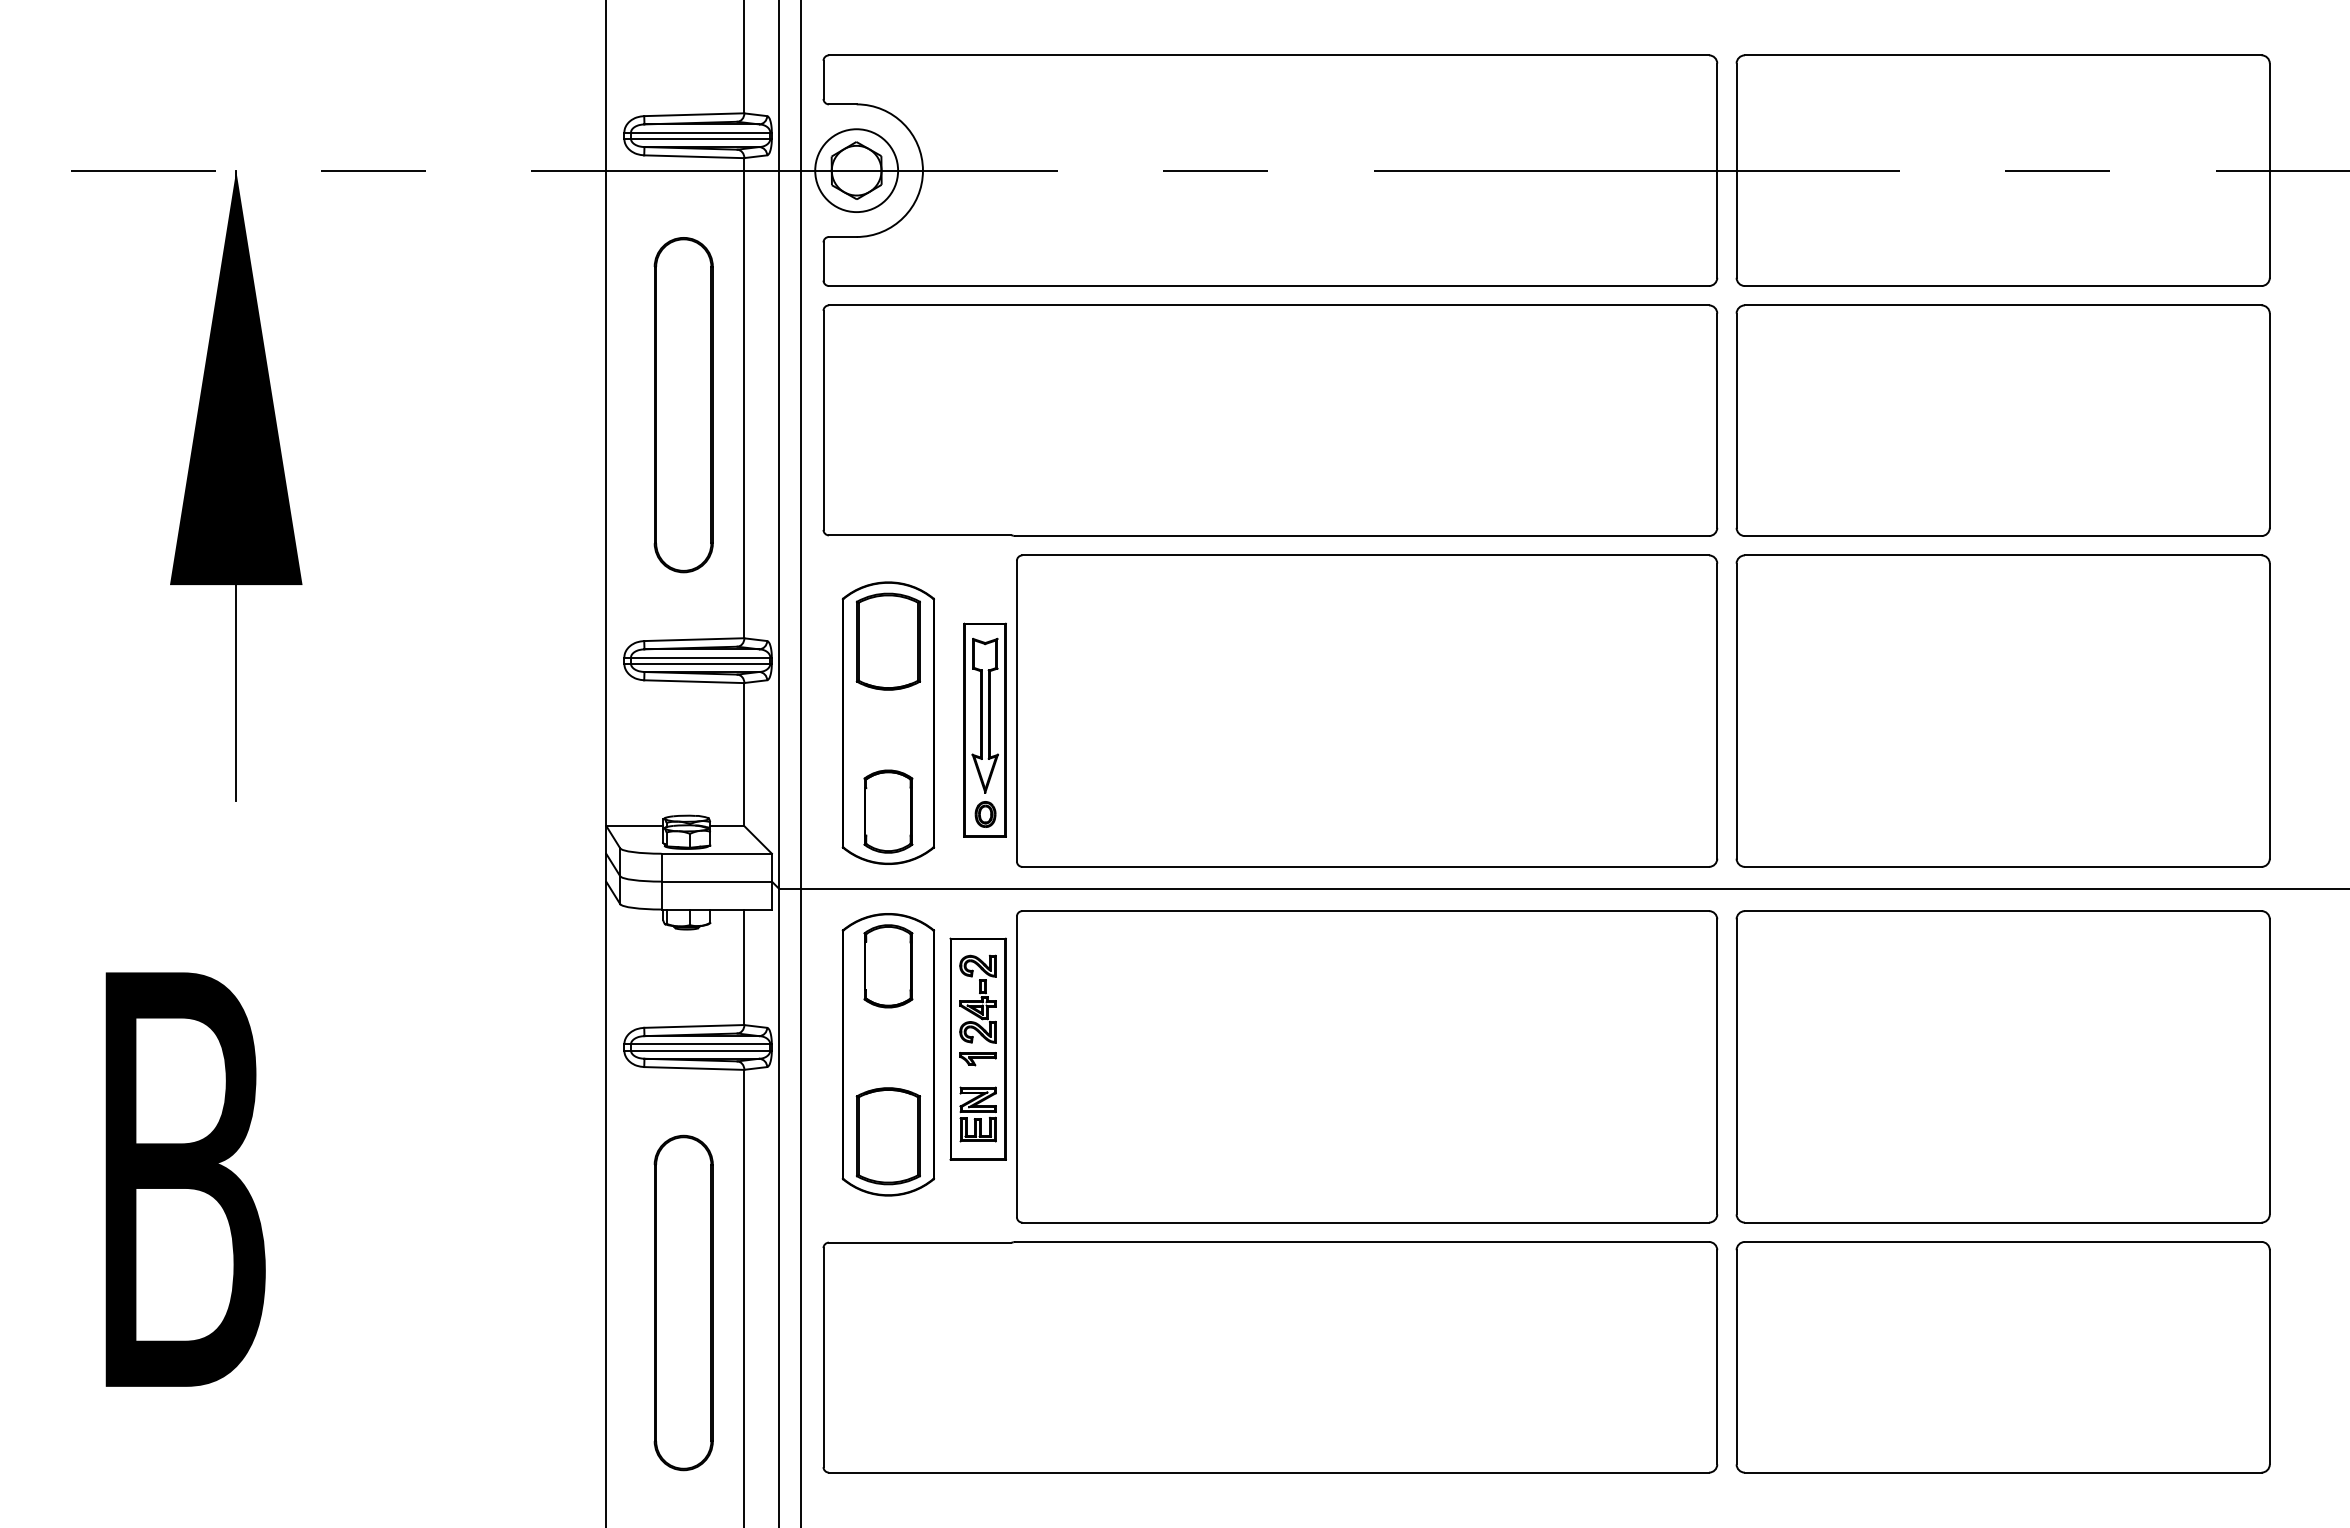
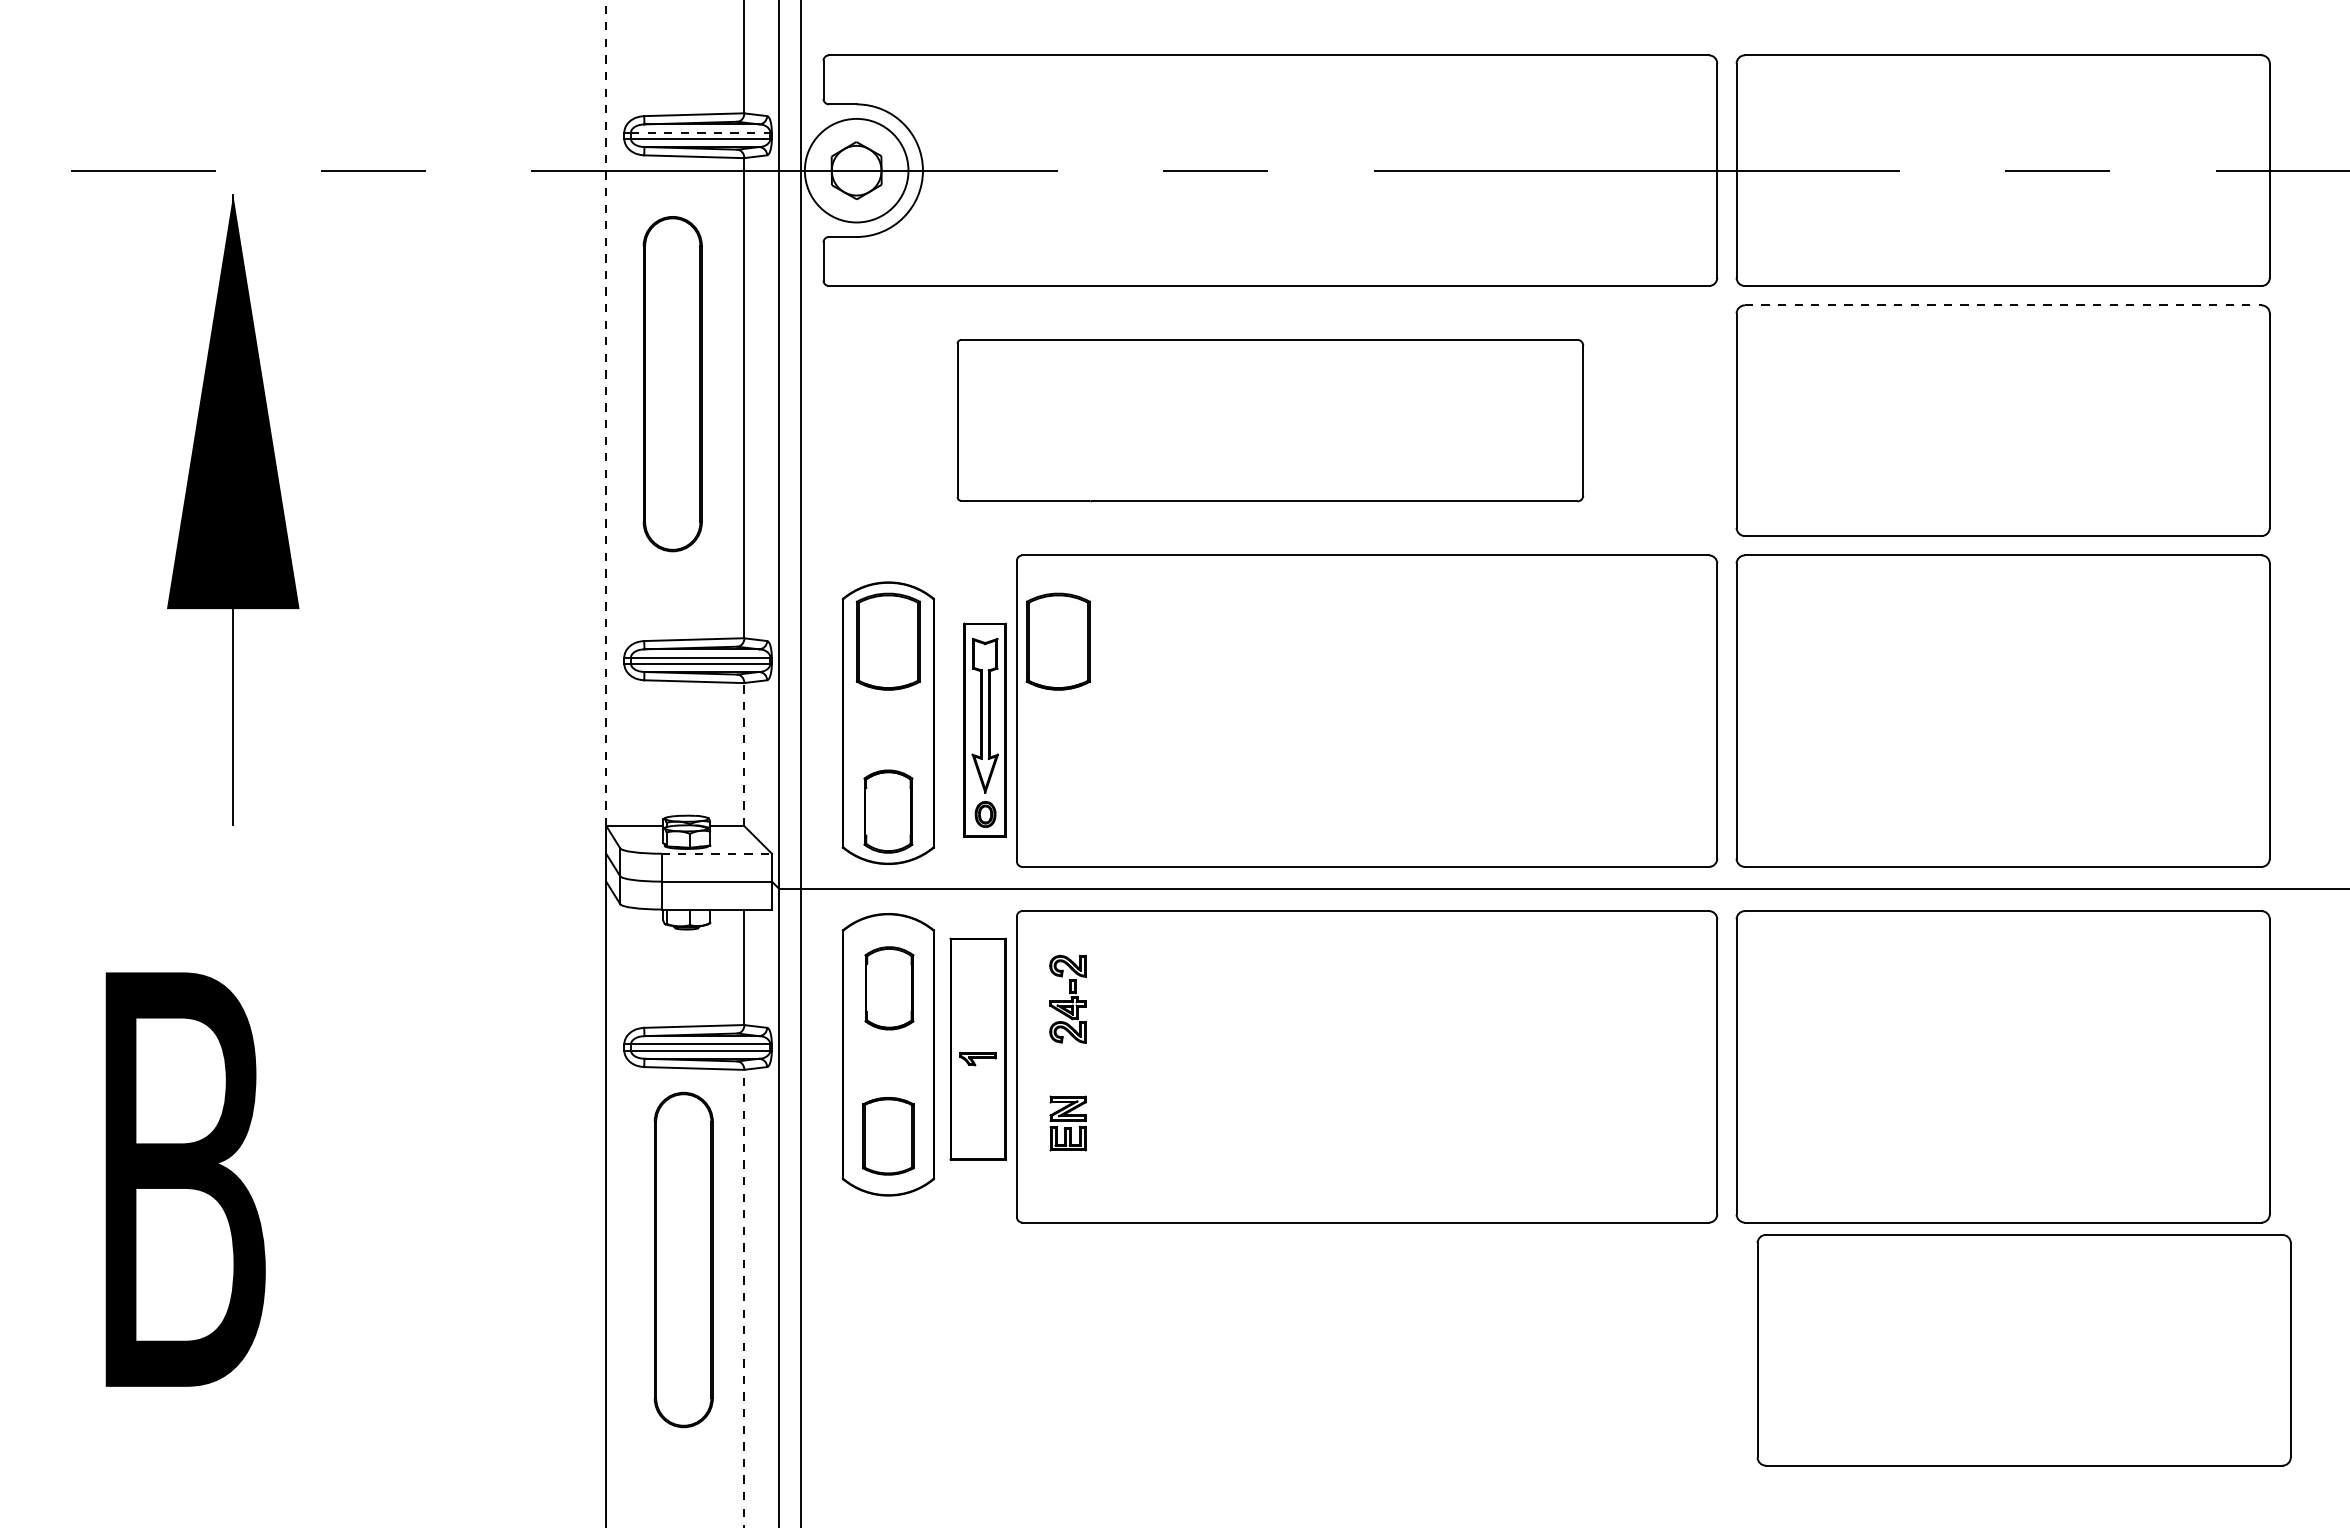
line: solid -> dashed (700, 132)
circle diameter: 83 px -> 104 px (856, 170)
line: solid -> dashed (2003, 305)
part position: (683, 405) -> (672, 384) (672, 384)
line: solid -> dashed (606, 413)
part size: 897x233 px -> 629x164 px (1270, 420)
part position: (236, 485) -> (233, 509) (233, 509)
part: none -> present (1057, 641)
line: solid -> dashed (744, 754)
line: solid -> dashed (717, 853)
part position: (888, 966) -> (889, 988) (889, 988)
part position: (977, 998) -> (1067, 998) (1067, 998)
part position: (977, 1114) -> (1067, 1123) (1067, 1123)
part size: 66x99 px -> 53x79 px (888, 1136)
line: solid -> dashed (744, 1298)
part position: (683, 1302) -> (683, 1259) (683, 1259)
part: present -> none (1270, 1357)
part position: (2002, 1357) -> (2023, 1350) (2023, 1350)
